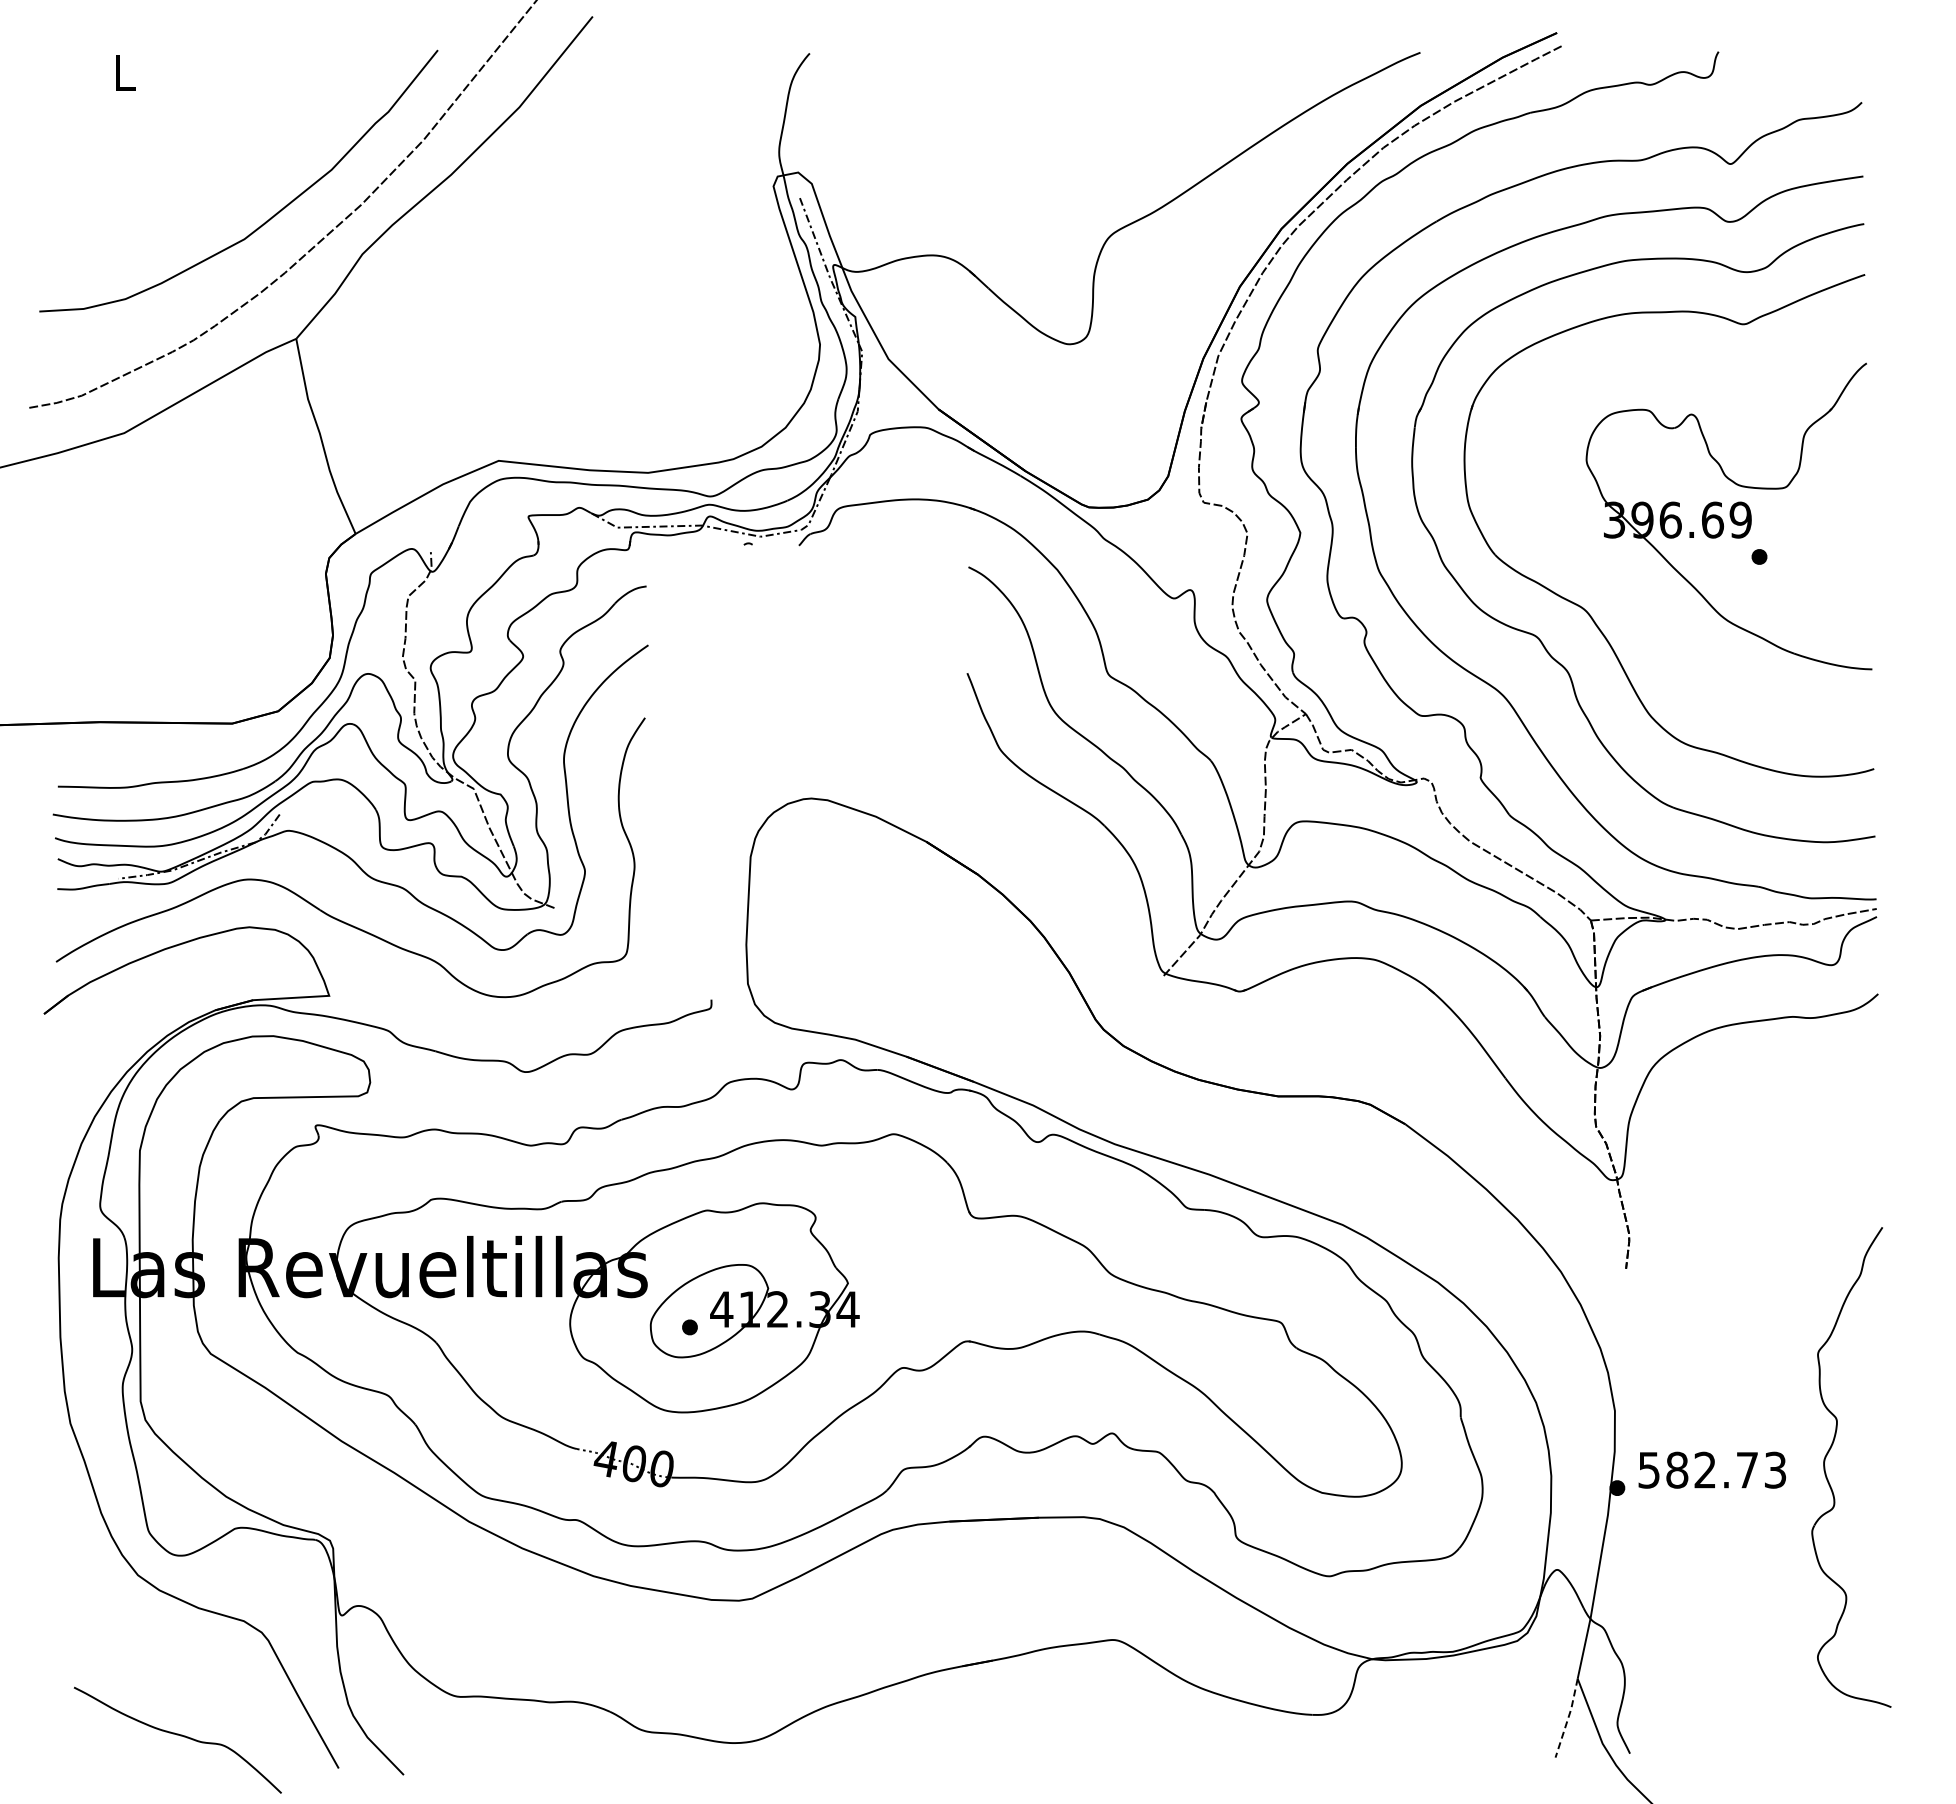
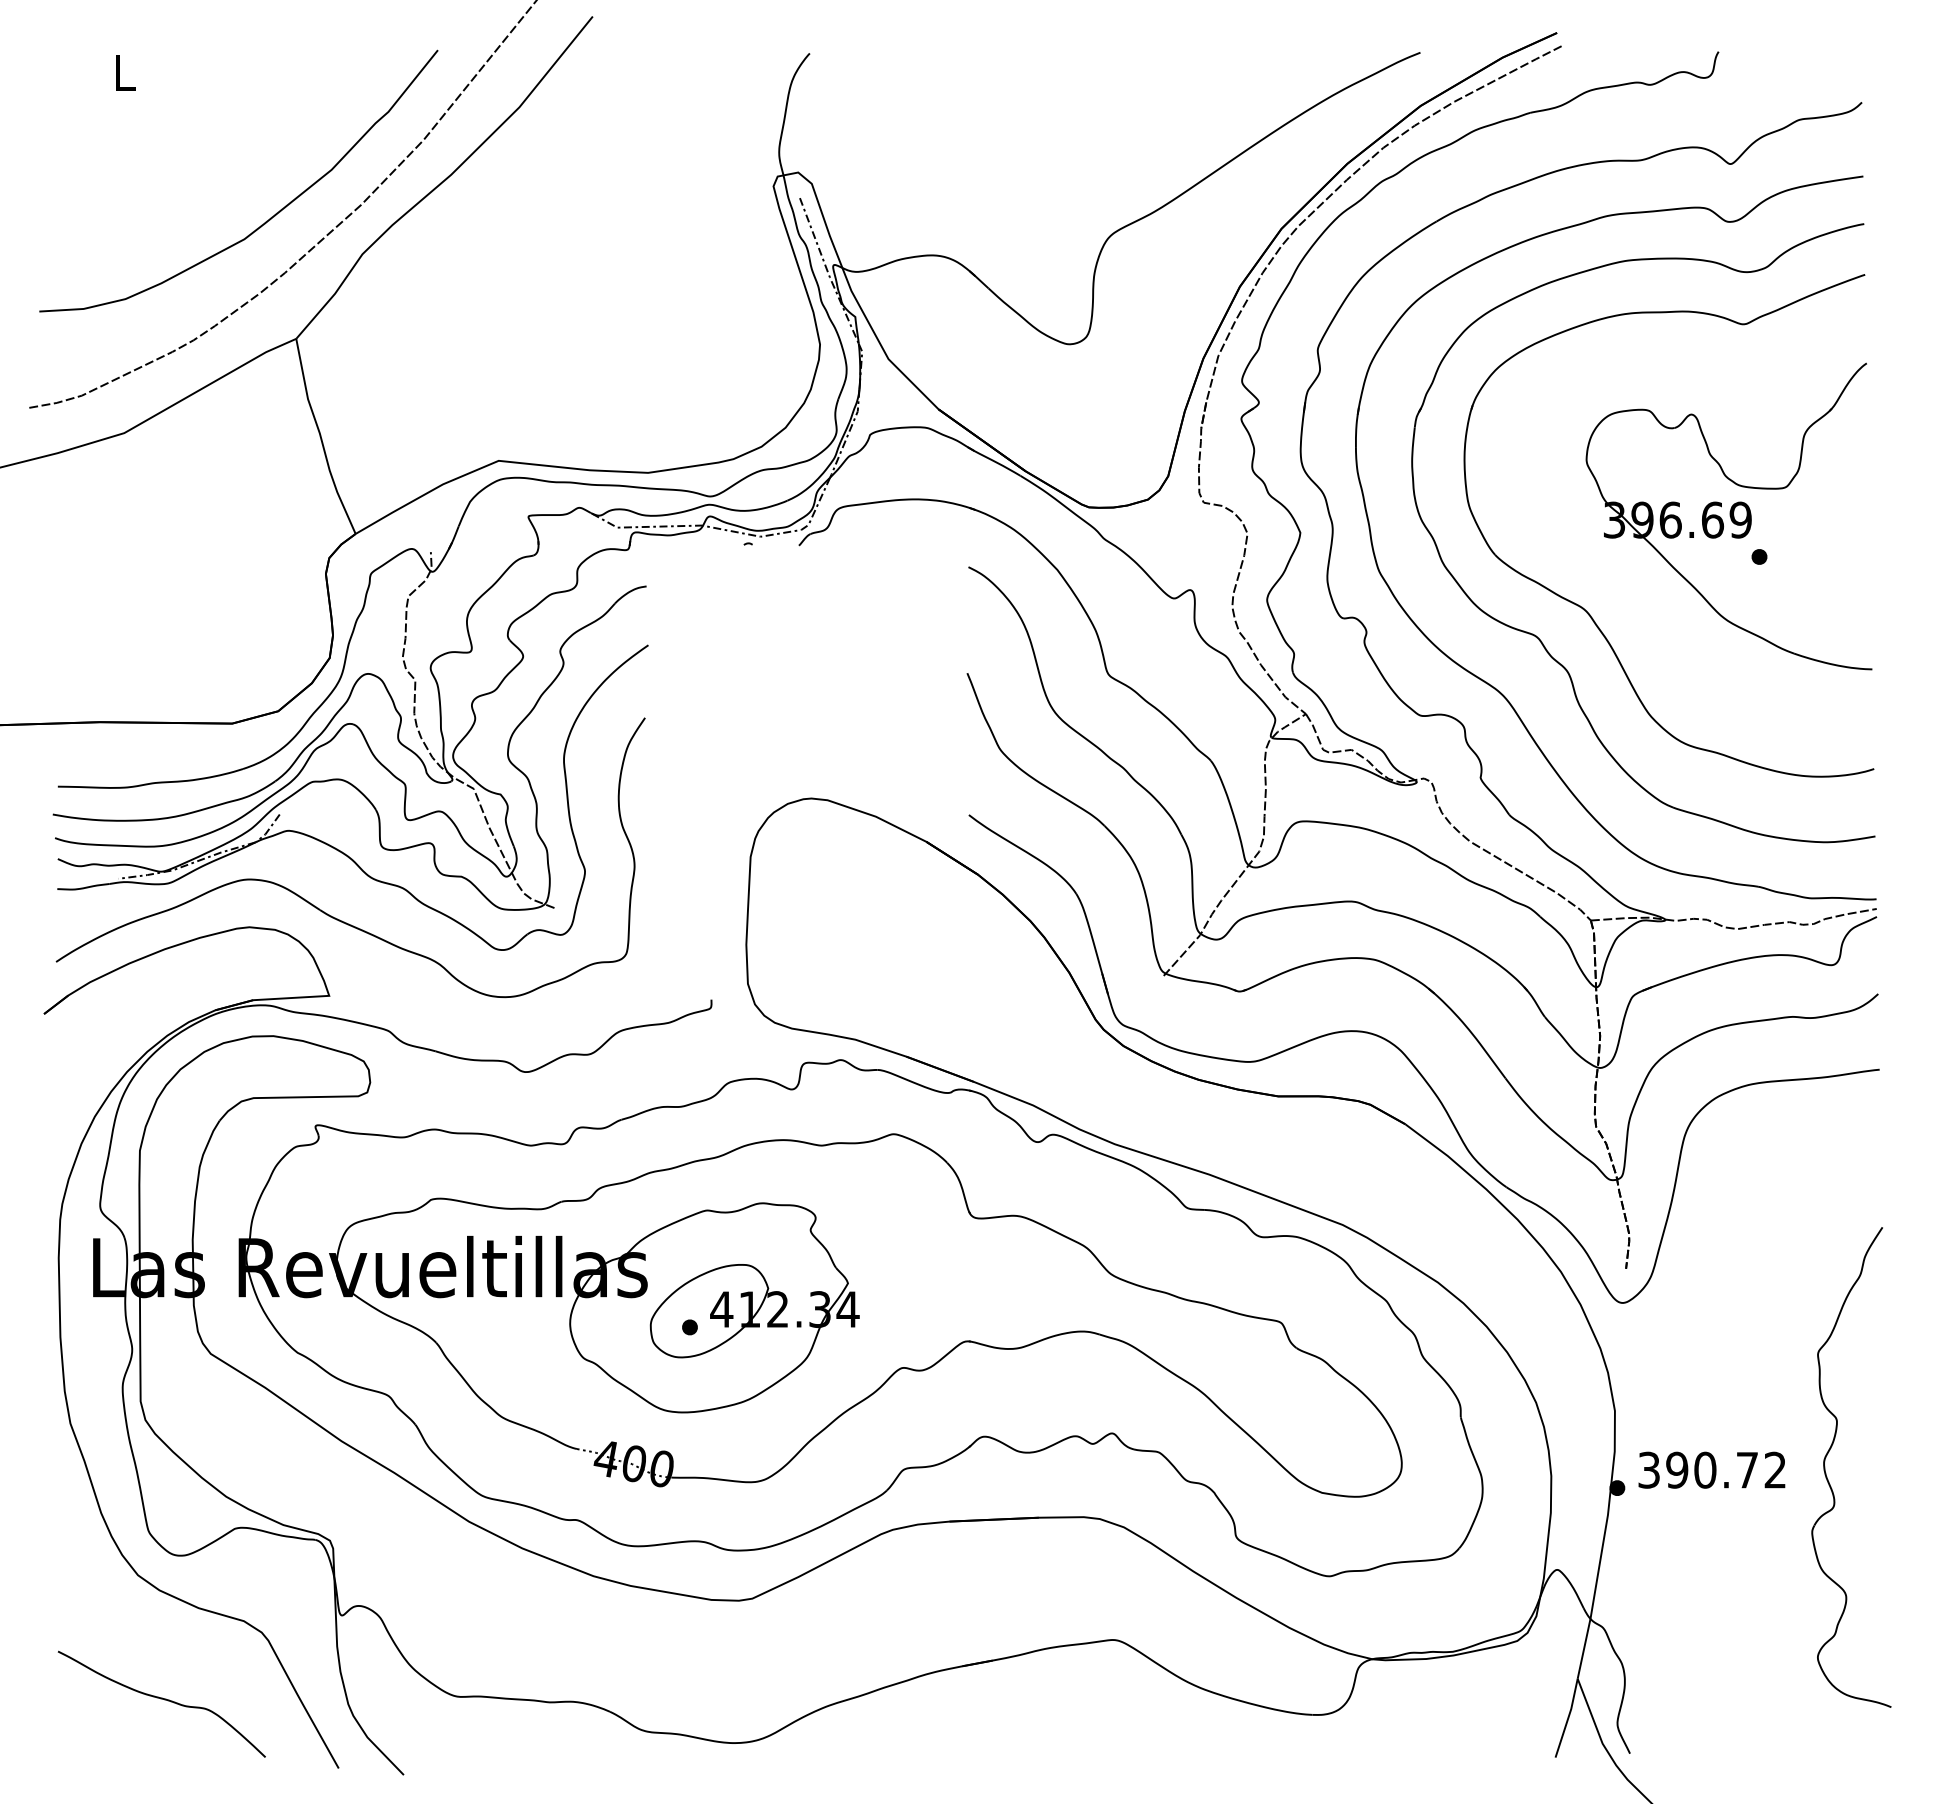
part: none -> present (1413, 1063)
text: 582.73 -> 390.72 (1712, 1469)
line: dashed -> solid (1568, 1718)
curve position: (177, 1735) -> (161, 1699) (161, 1699)
